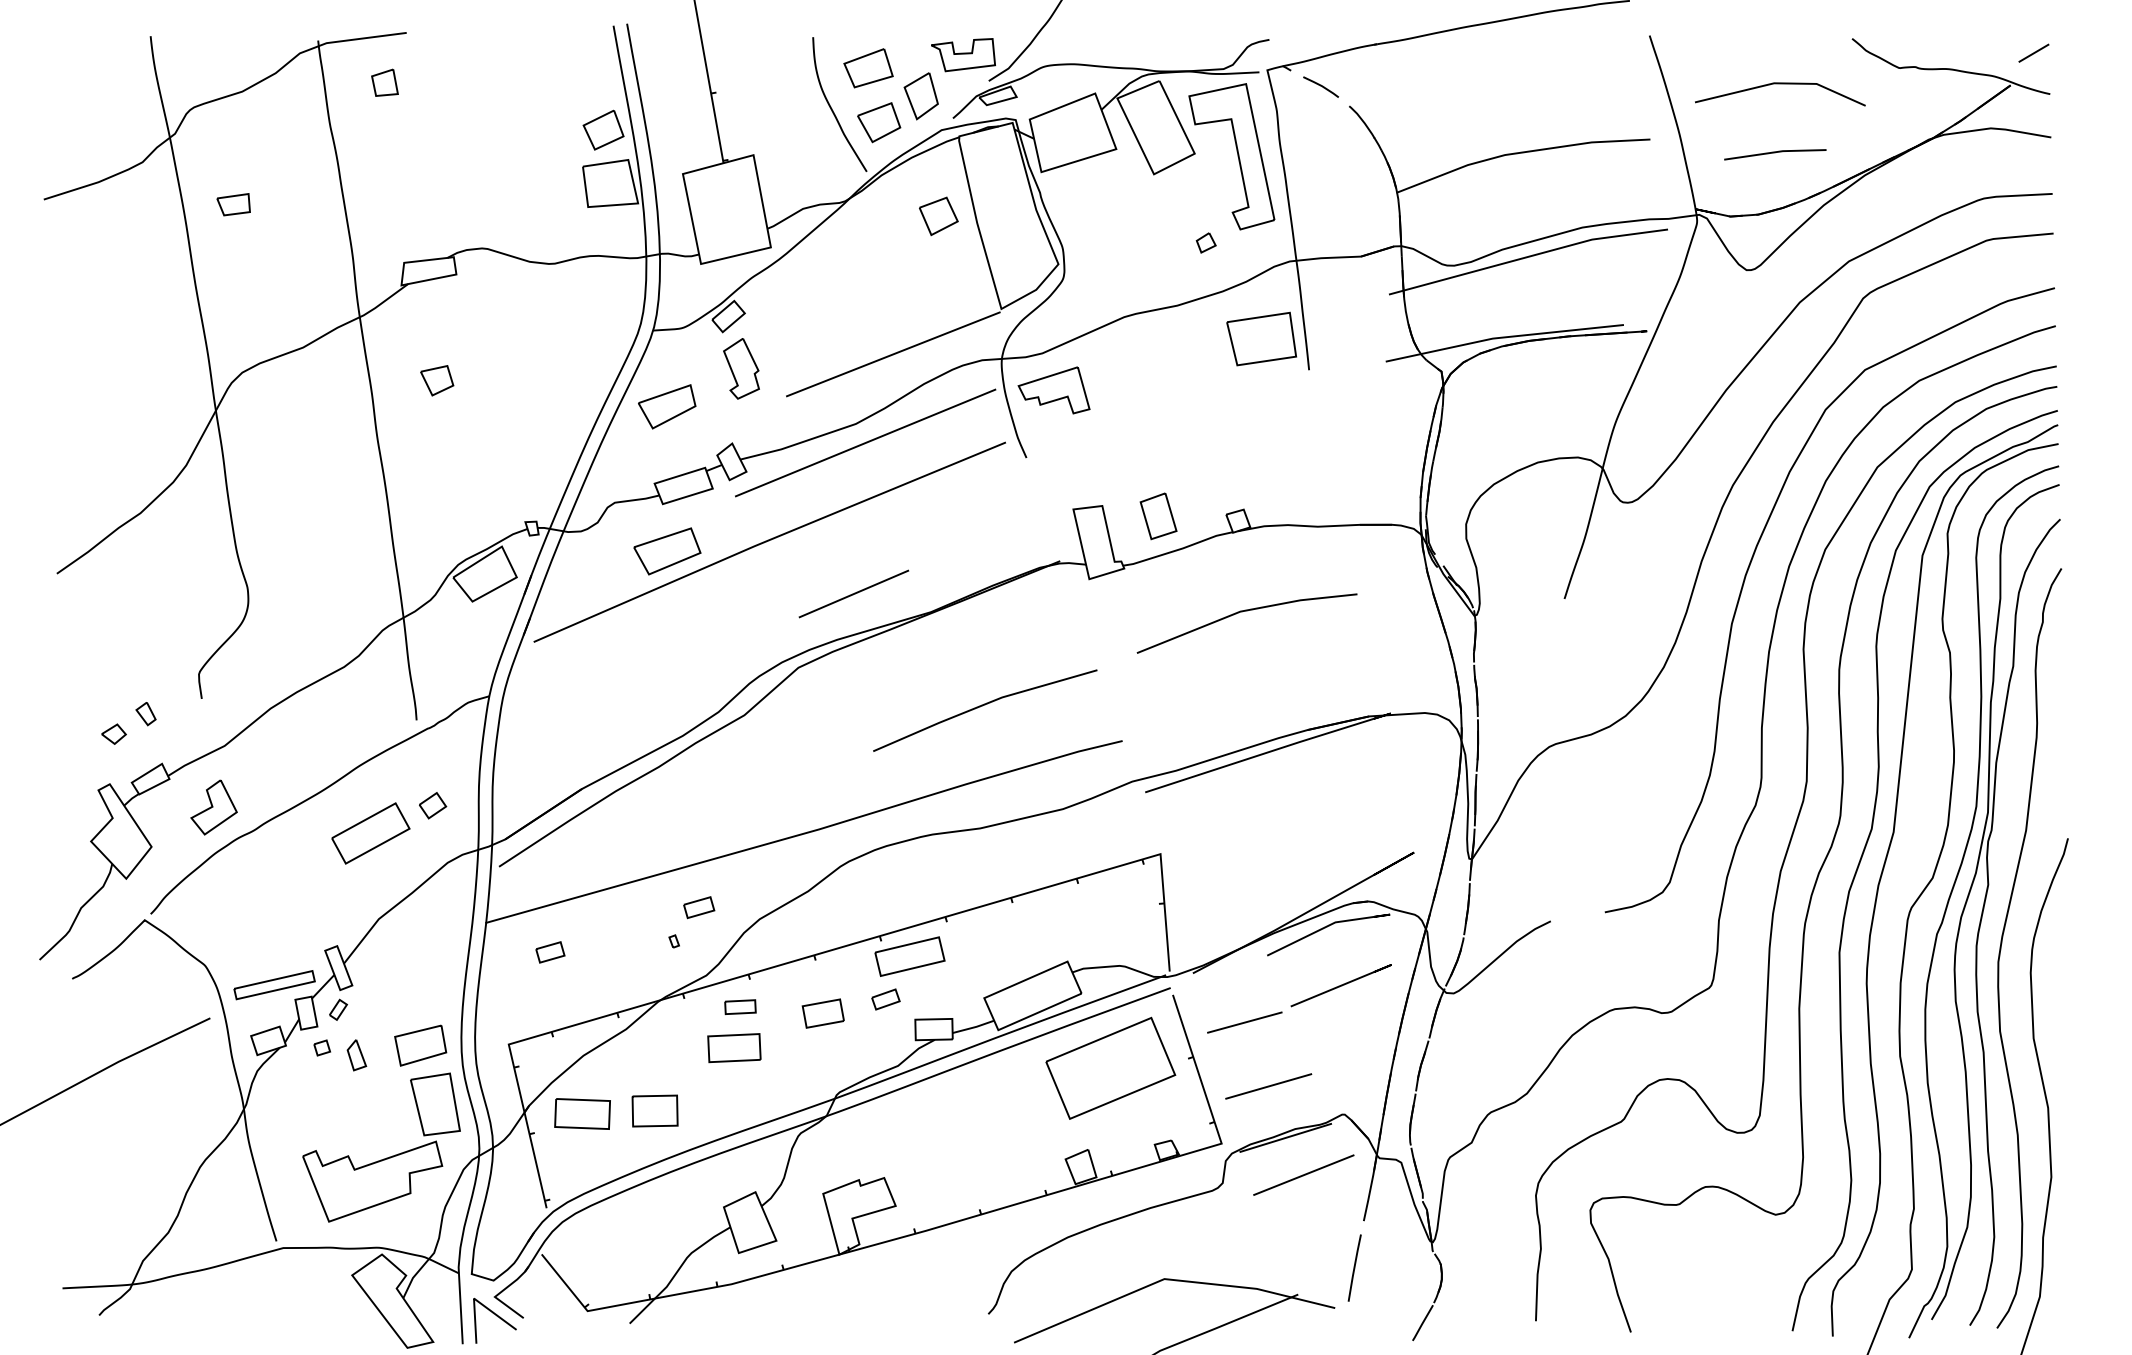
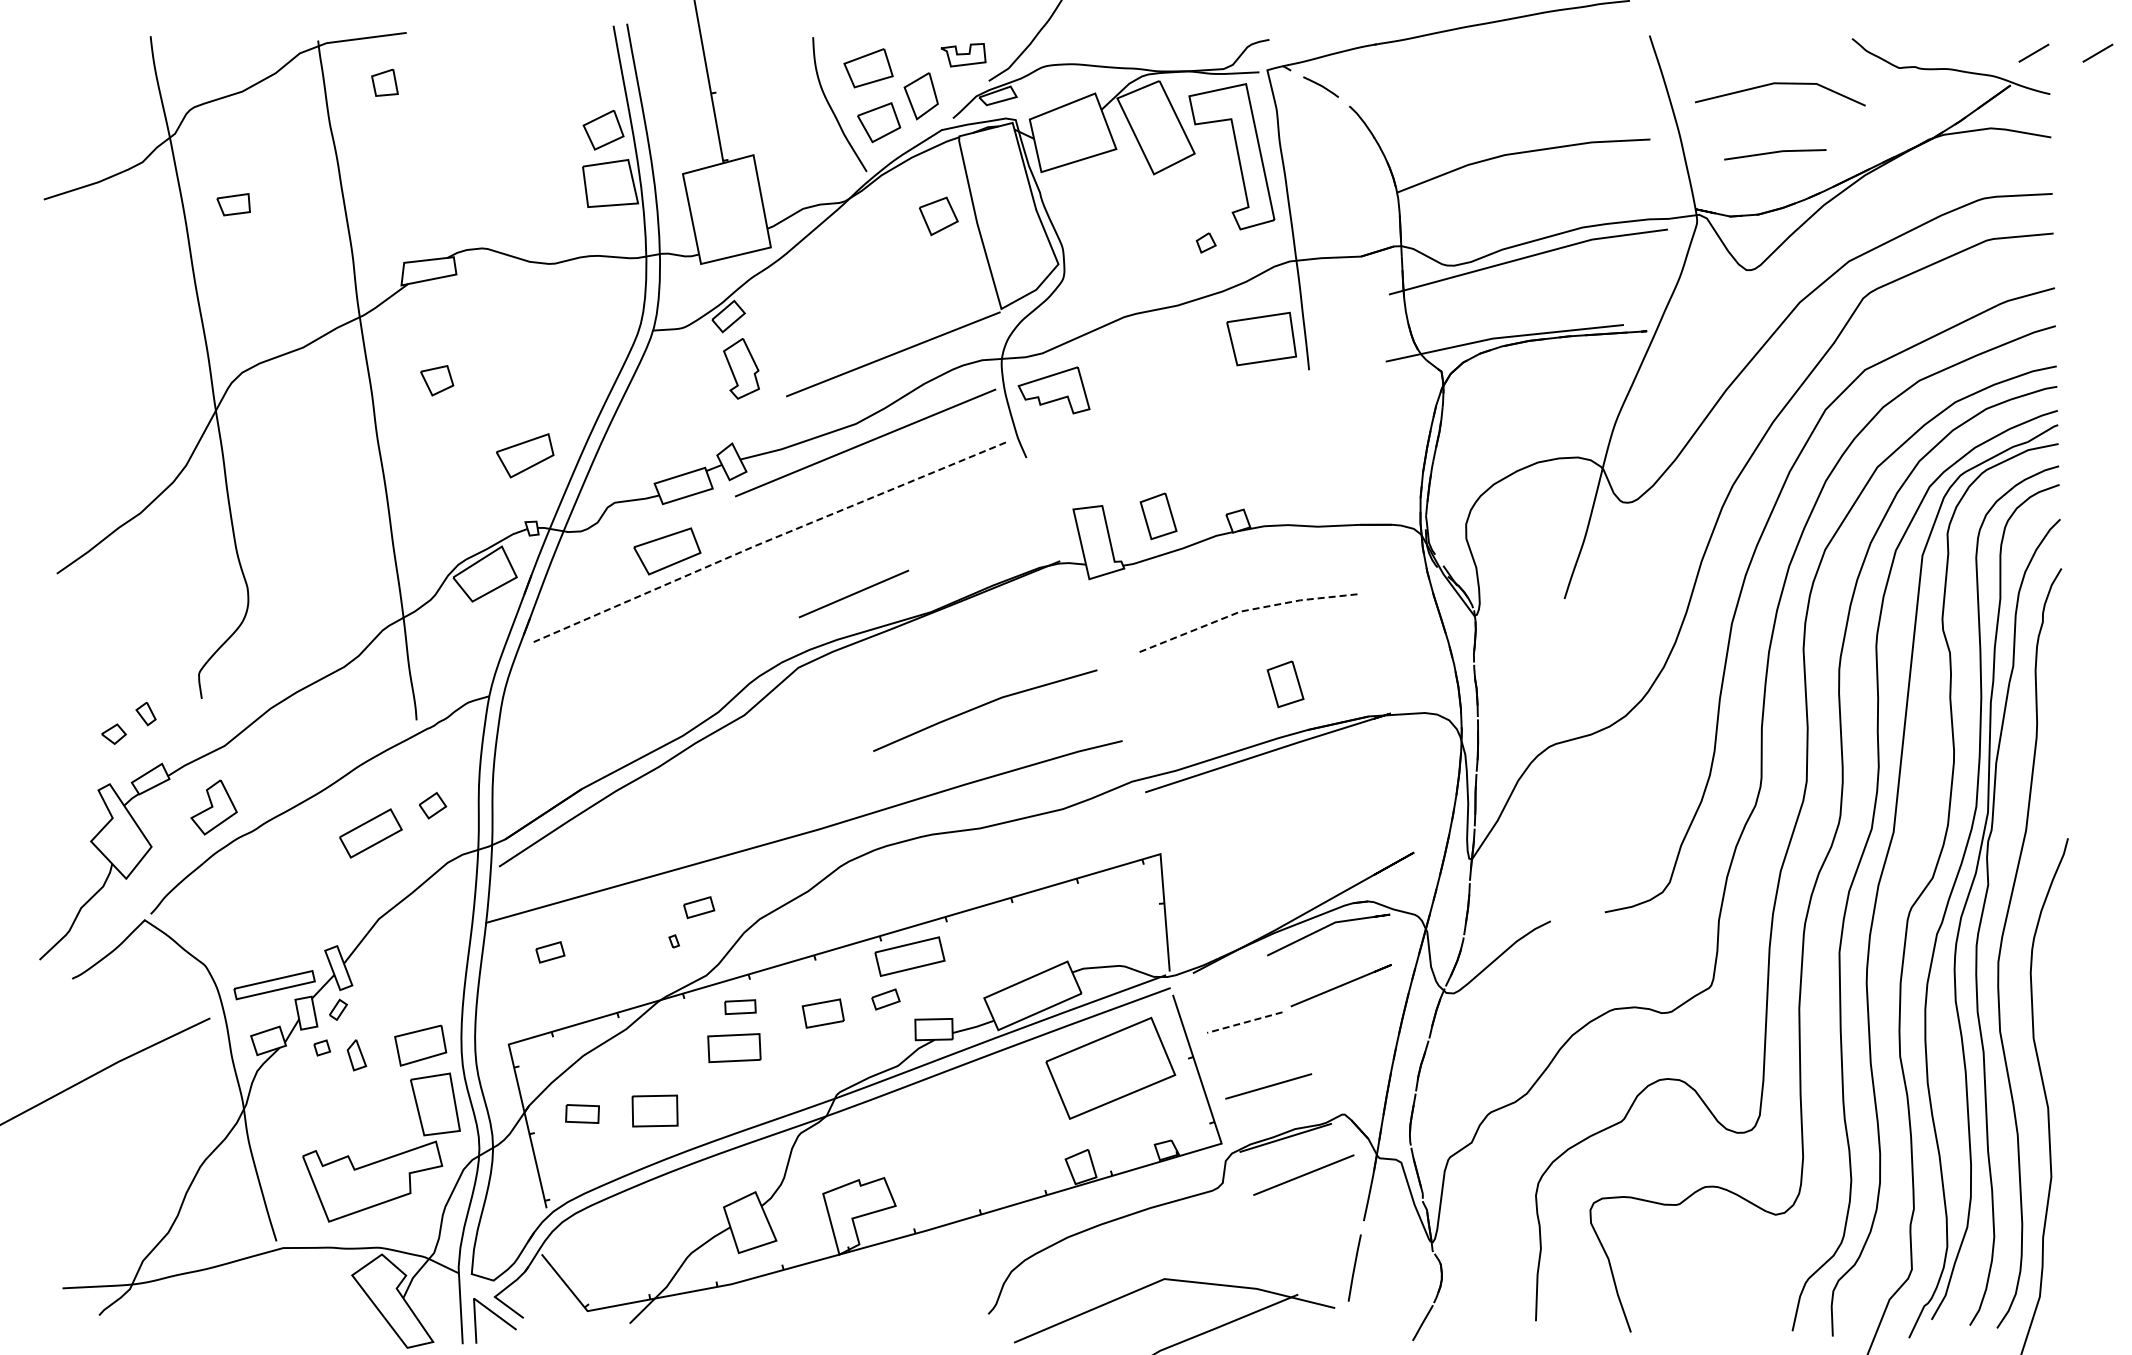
line: none -> present (2097, 52)
part size: 65x35 px -> 47x25 px (963, 55)
part position: (667, 406) -> (525, 455) (525, 455)
line: solid -> dashed (768, 540)
line: solid -> dashed (1244, 610)
part: none -> present (1285, 684)
part size: 80x63 px -> 64x51 px (370, 833)
line: solid -> dashed (1244, 1022)
part size: 57x32 px -> 35x20 px (582, 1113)
